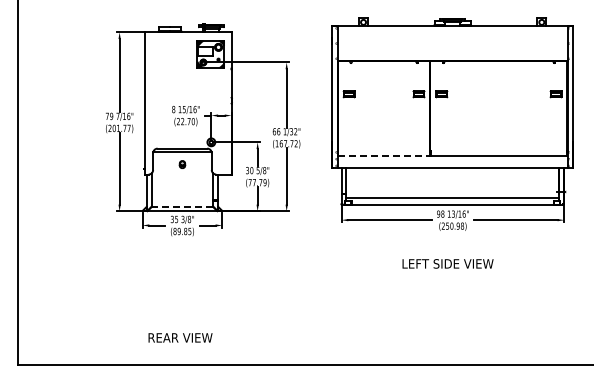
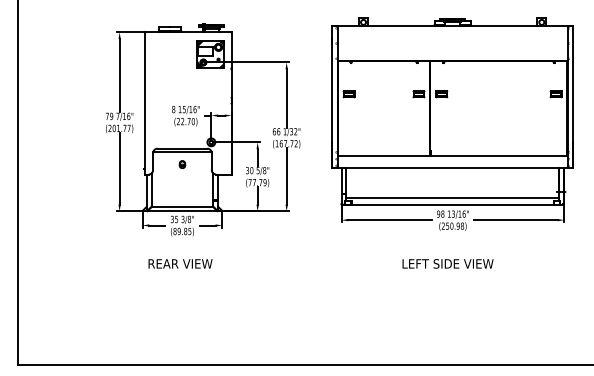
line: dashed -> solid (384, 155)
line: dashed -> solid (182, 206)
text position: (180, 337) -> (180, 263) (180, 263)
